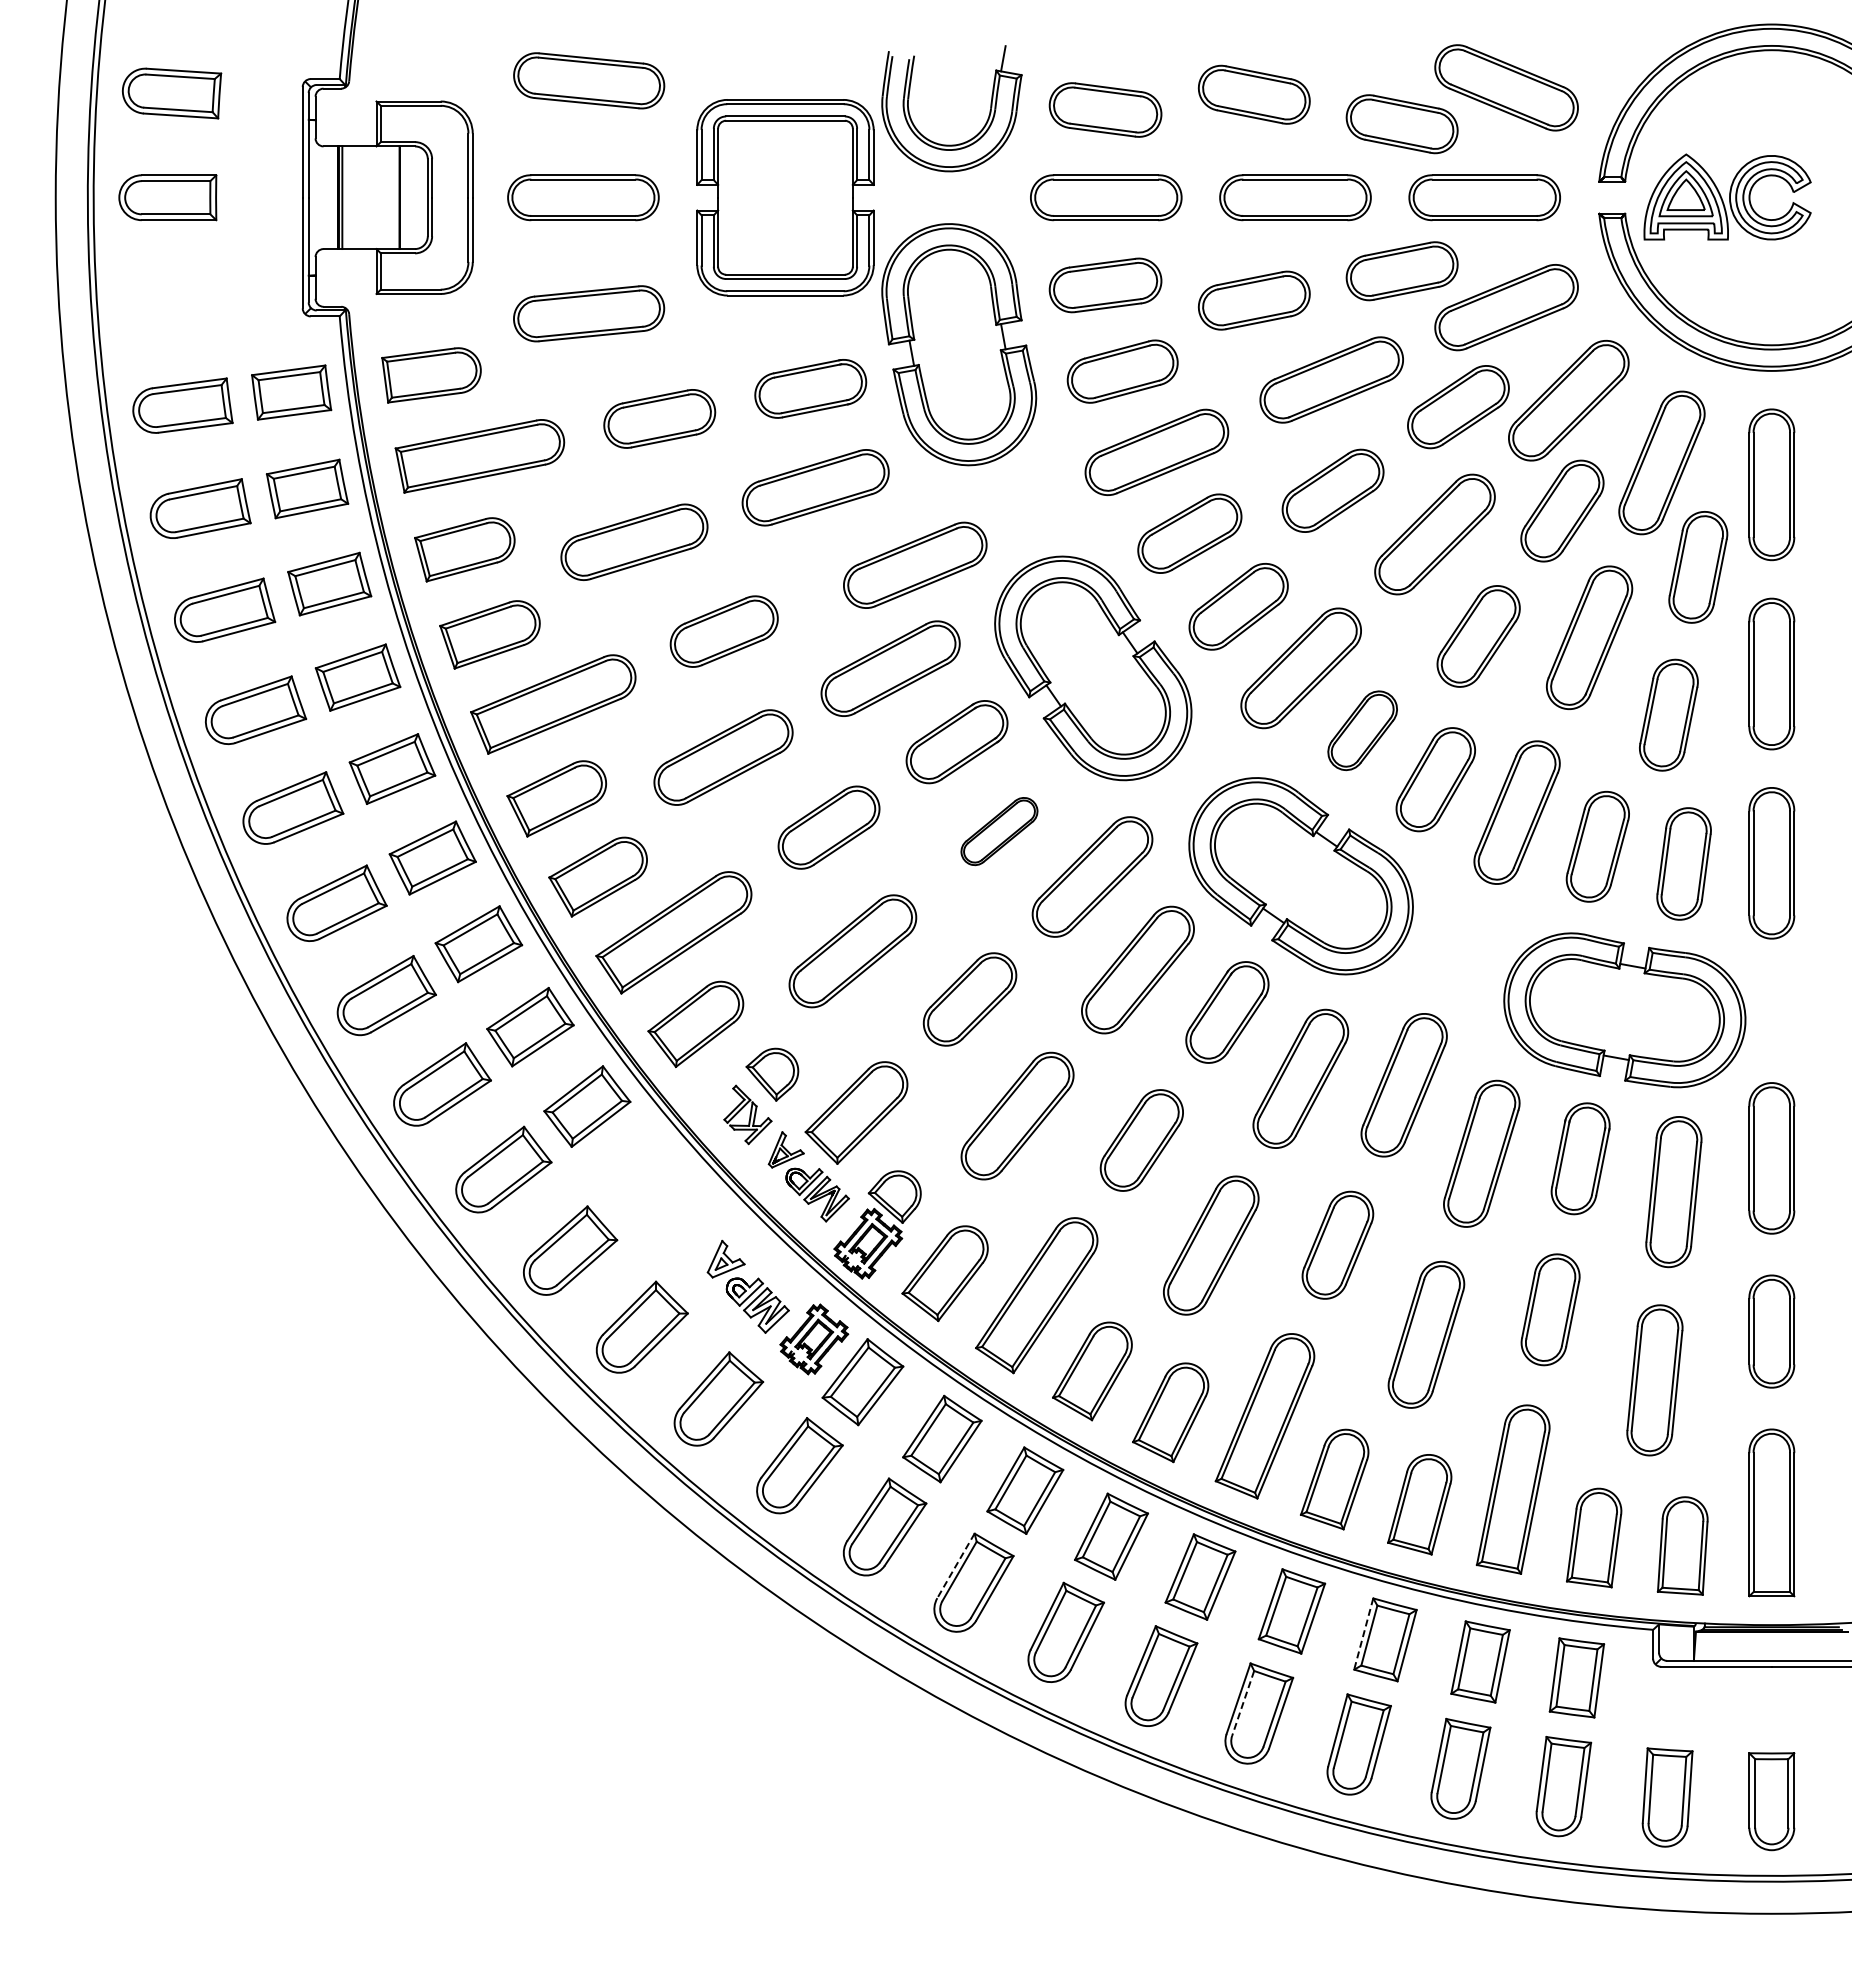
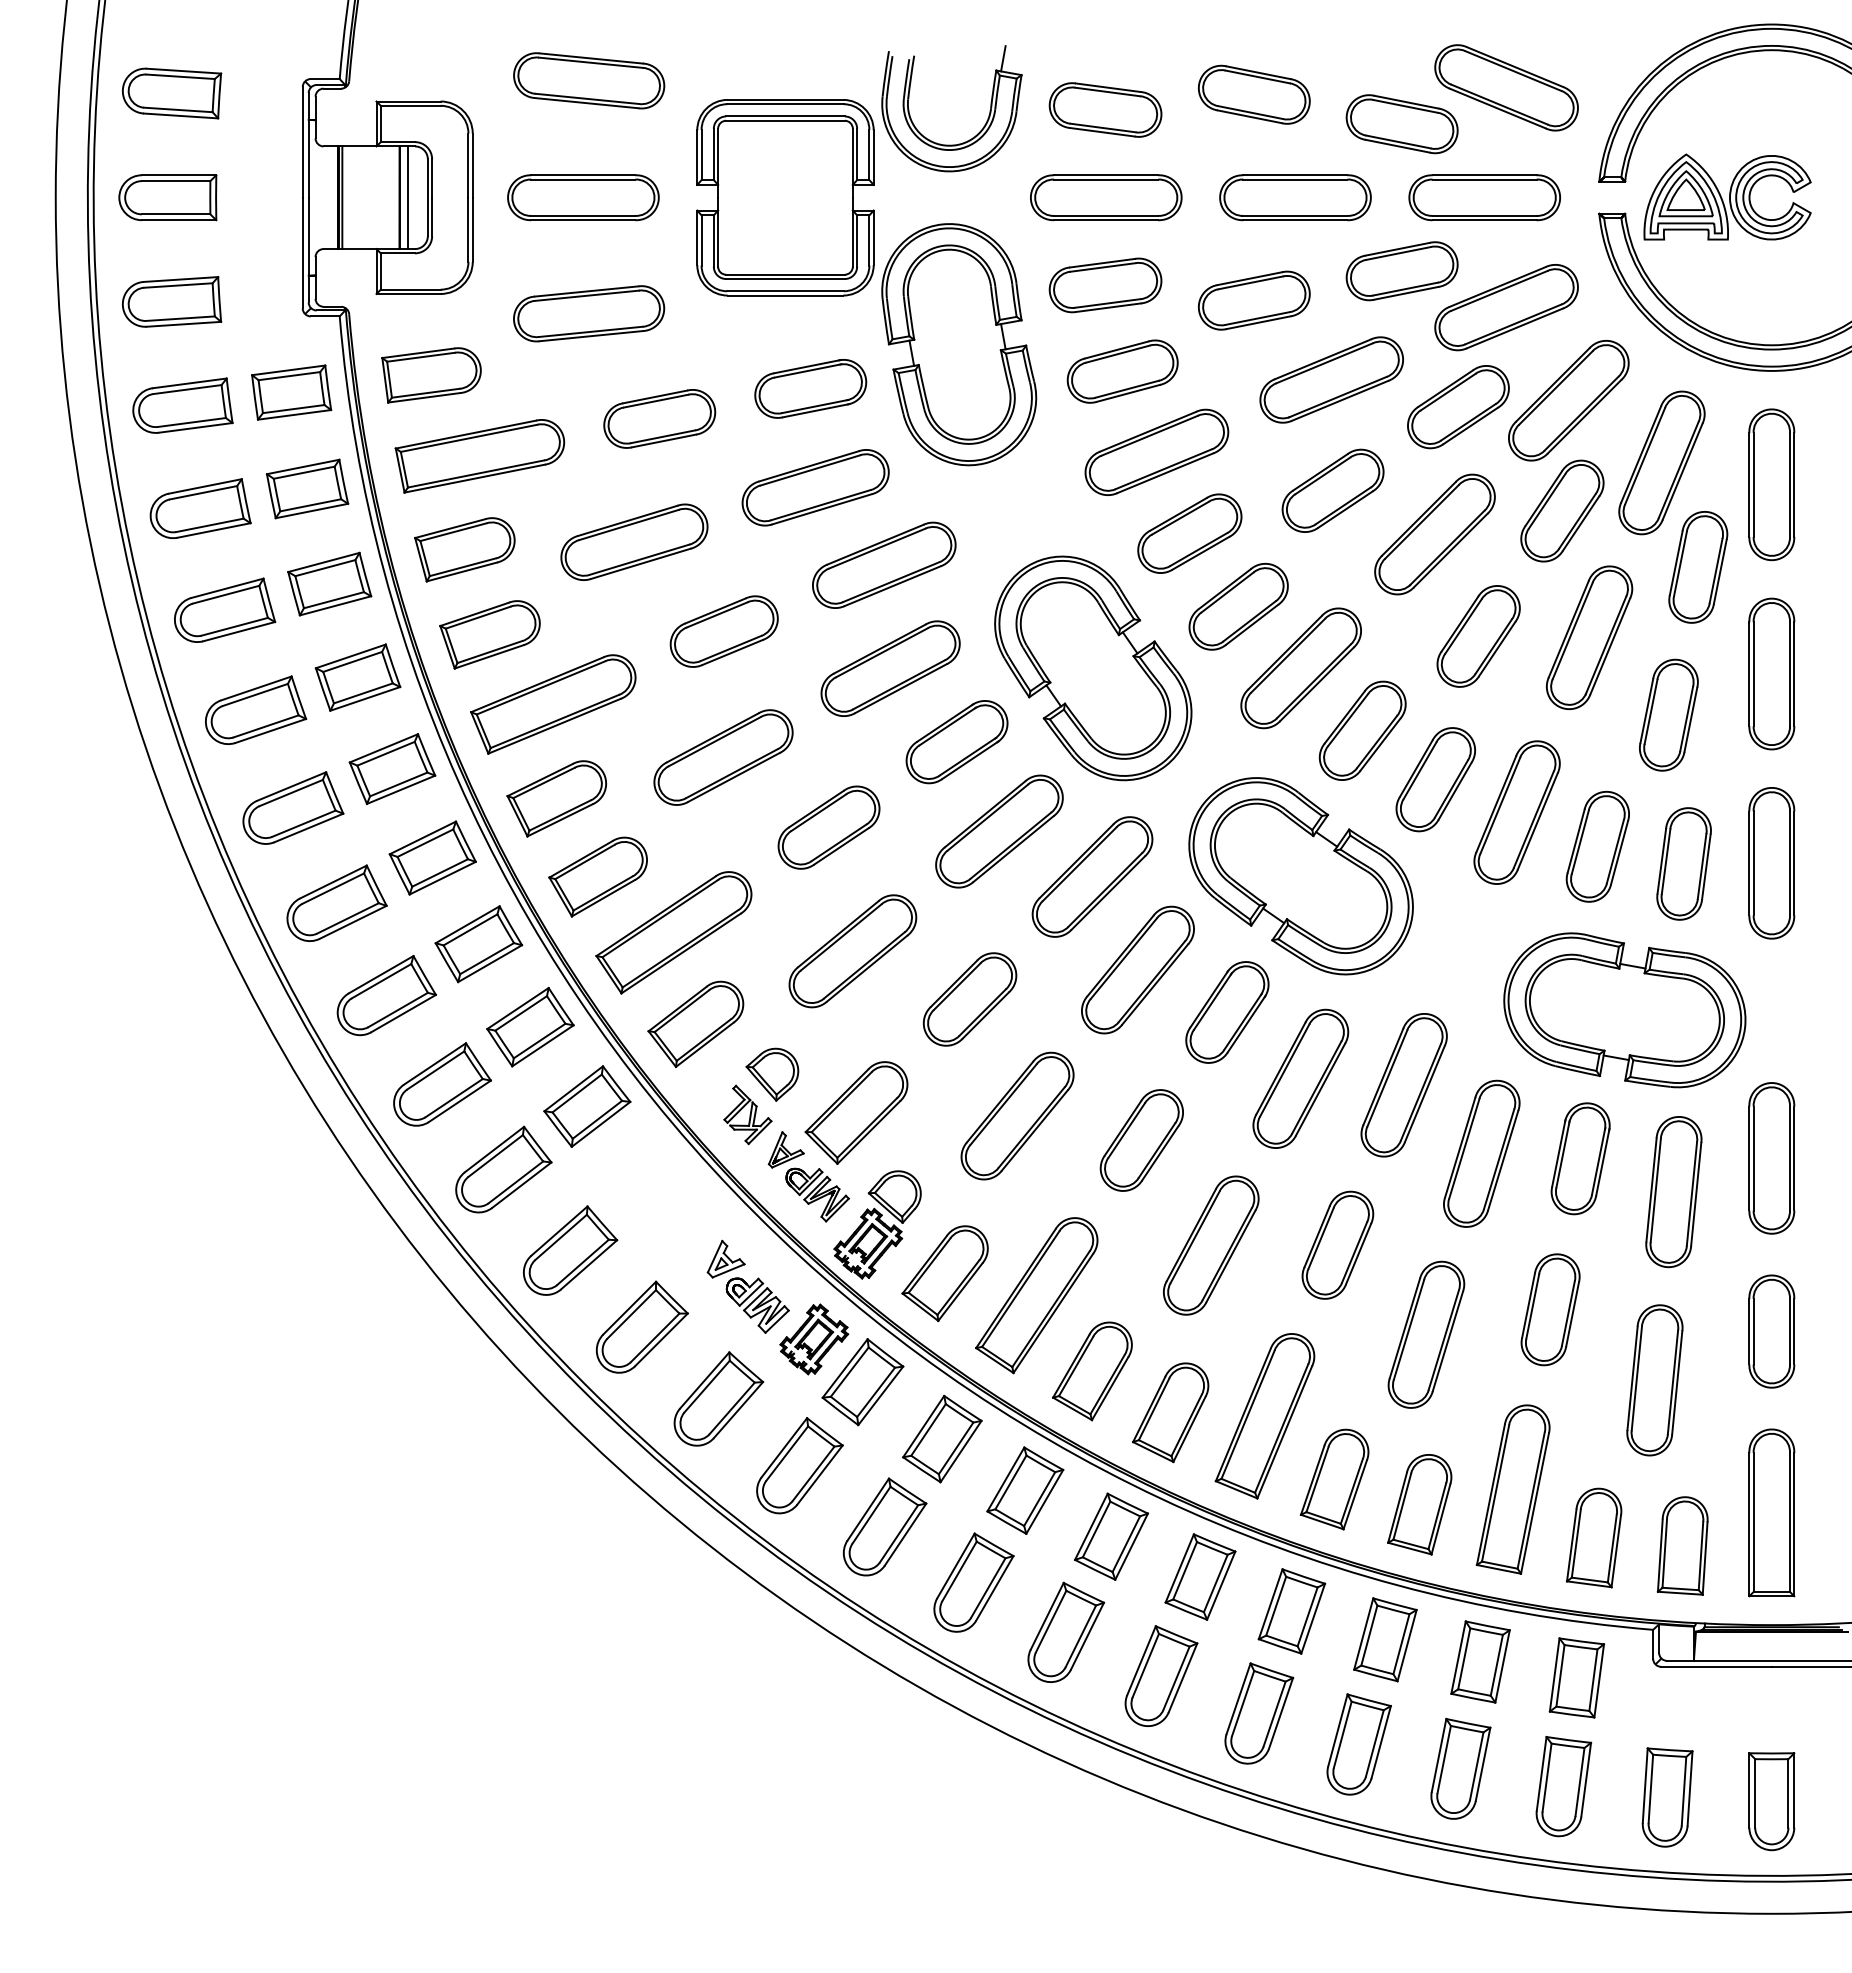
line: none -> present (408, 197)
part: none -> present (171, 301)
part position: (915, 564) -> (884, 564) (884, 564)
part size: 71x82 px -> 89x101 px (1362, 730)
part size: 79x70 px -> 129x115 px (999, 831)
line: dashed -> solid (955, 1566)
line: dashed -> solid (1363, 1634)
line: dashed -> solid (1243, 1703)
